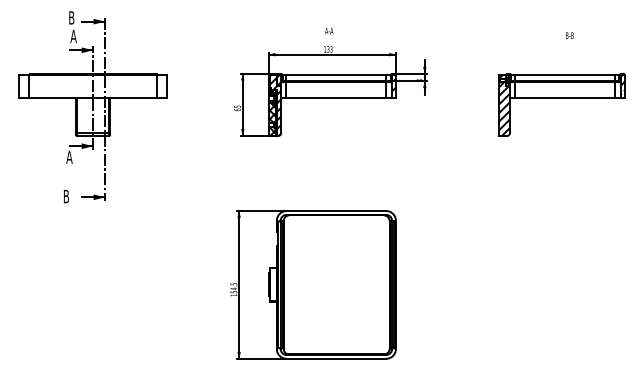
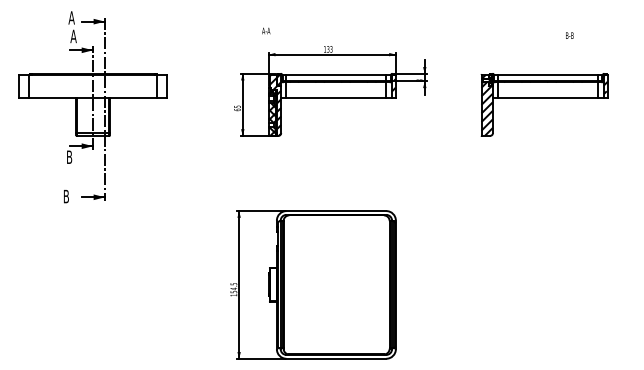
text: B -> A (71, 17)
text position: (329, 30) -> (266, 30) (266, 30)
part position: (561, 104) -> (544, 104) (544, 104)
text: A -> B (69, 156)
